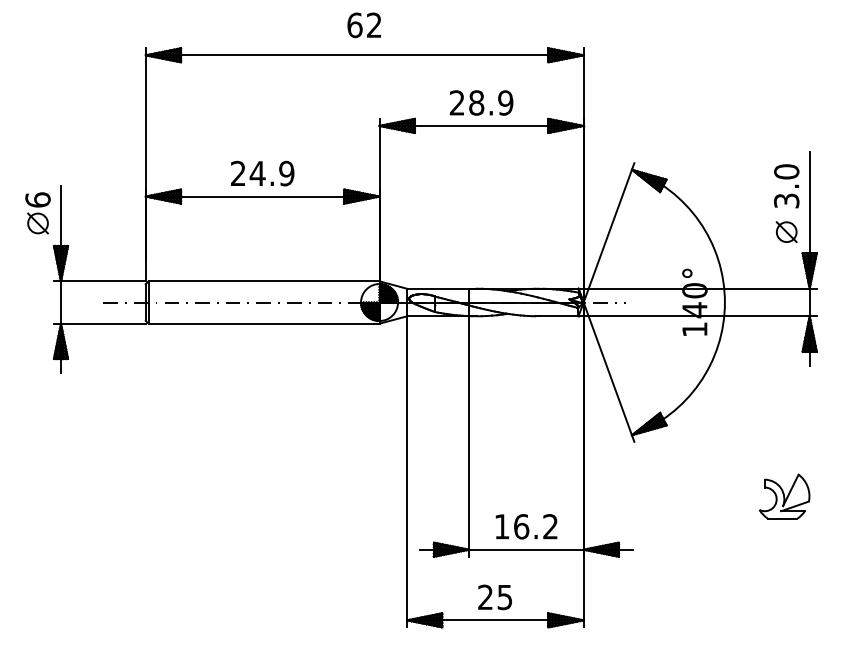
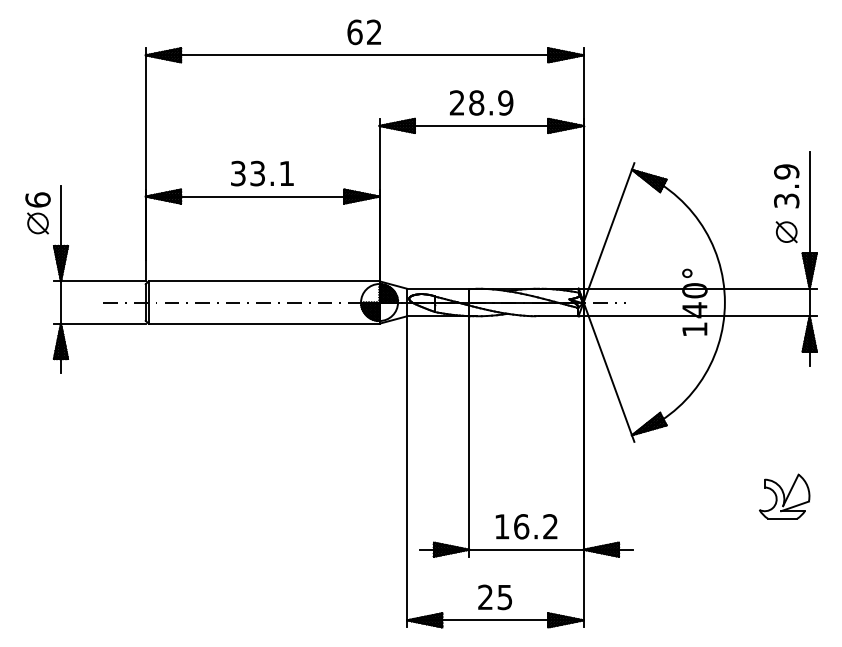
text position: (363, 25) -> (363, 32) (363, 32)
text: 3.0 -> 3.9 (786, 171)
text: 24.9 -> 33.1 (262, 173)
